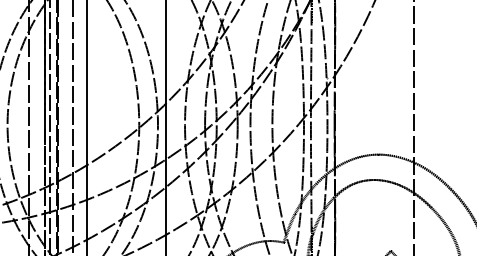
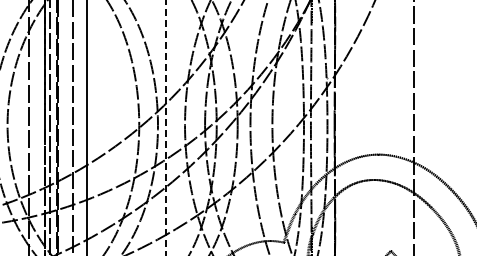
line: solid -> dashed (165, 127)
